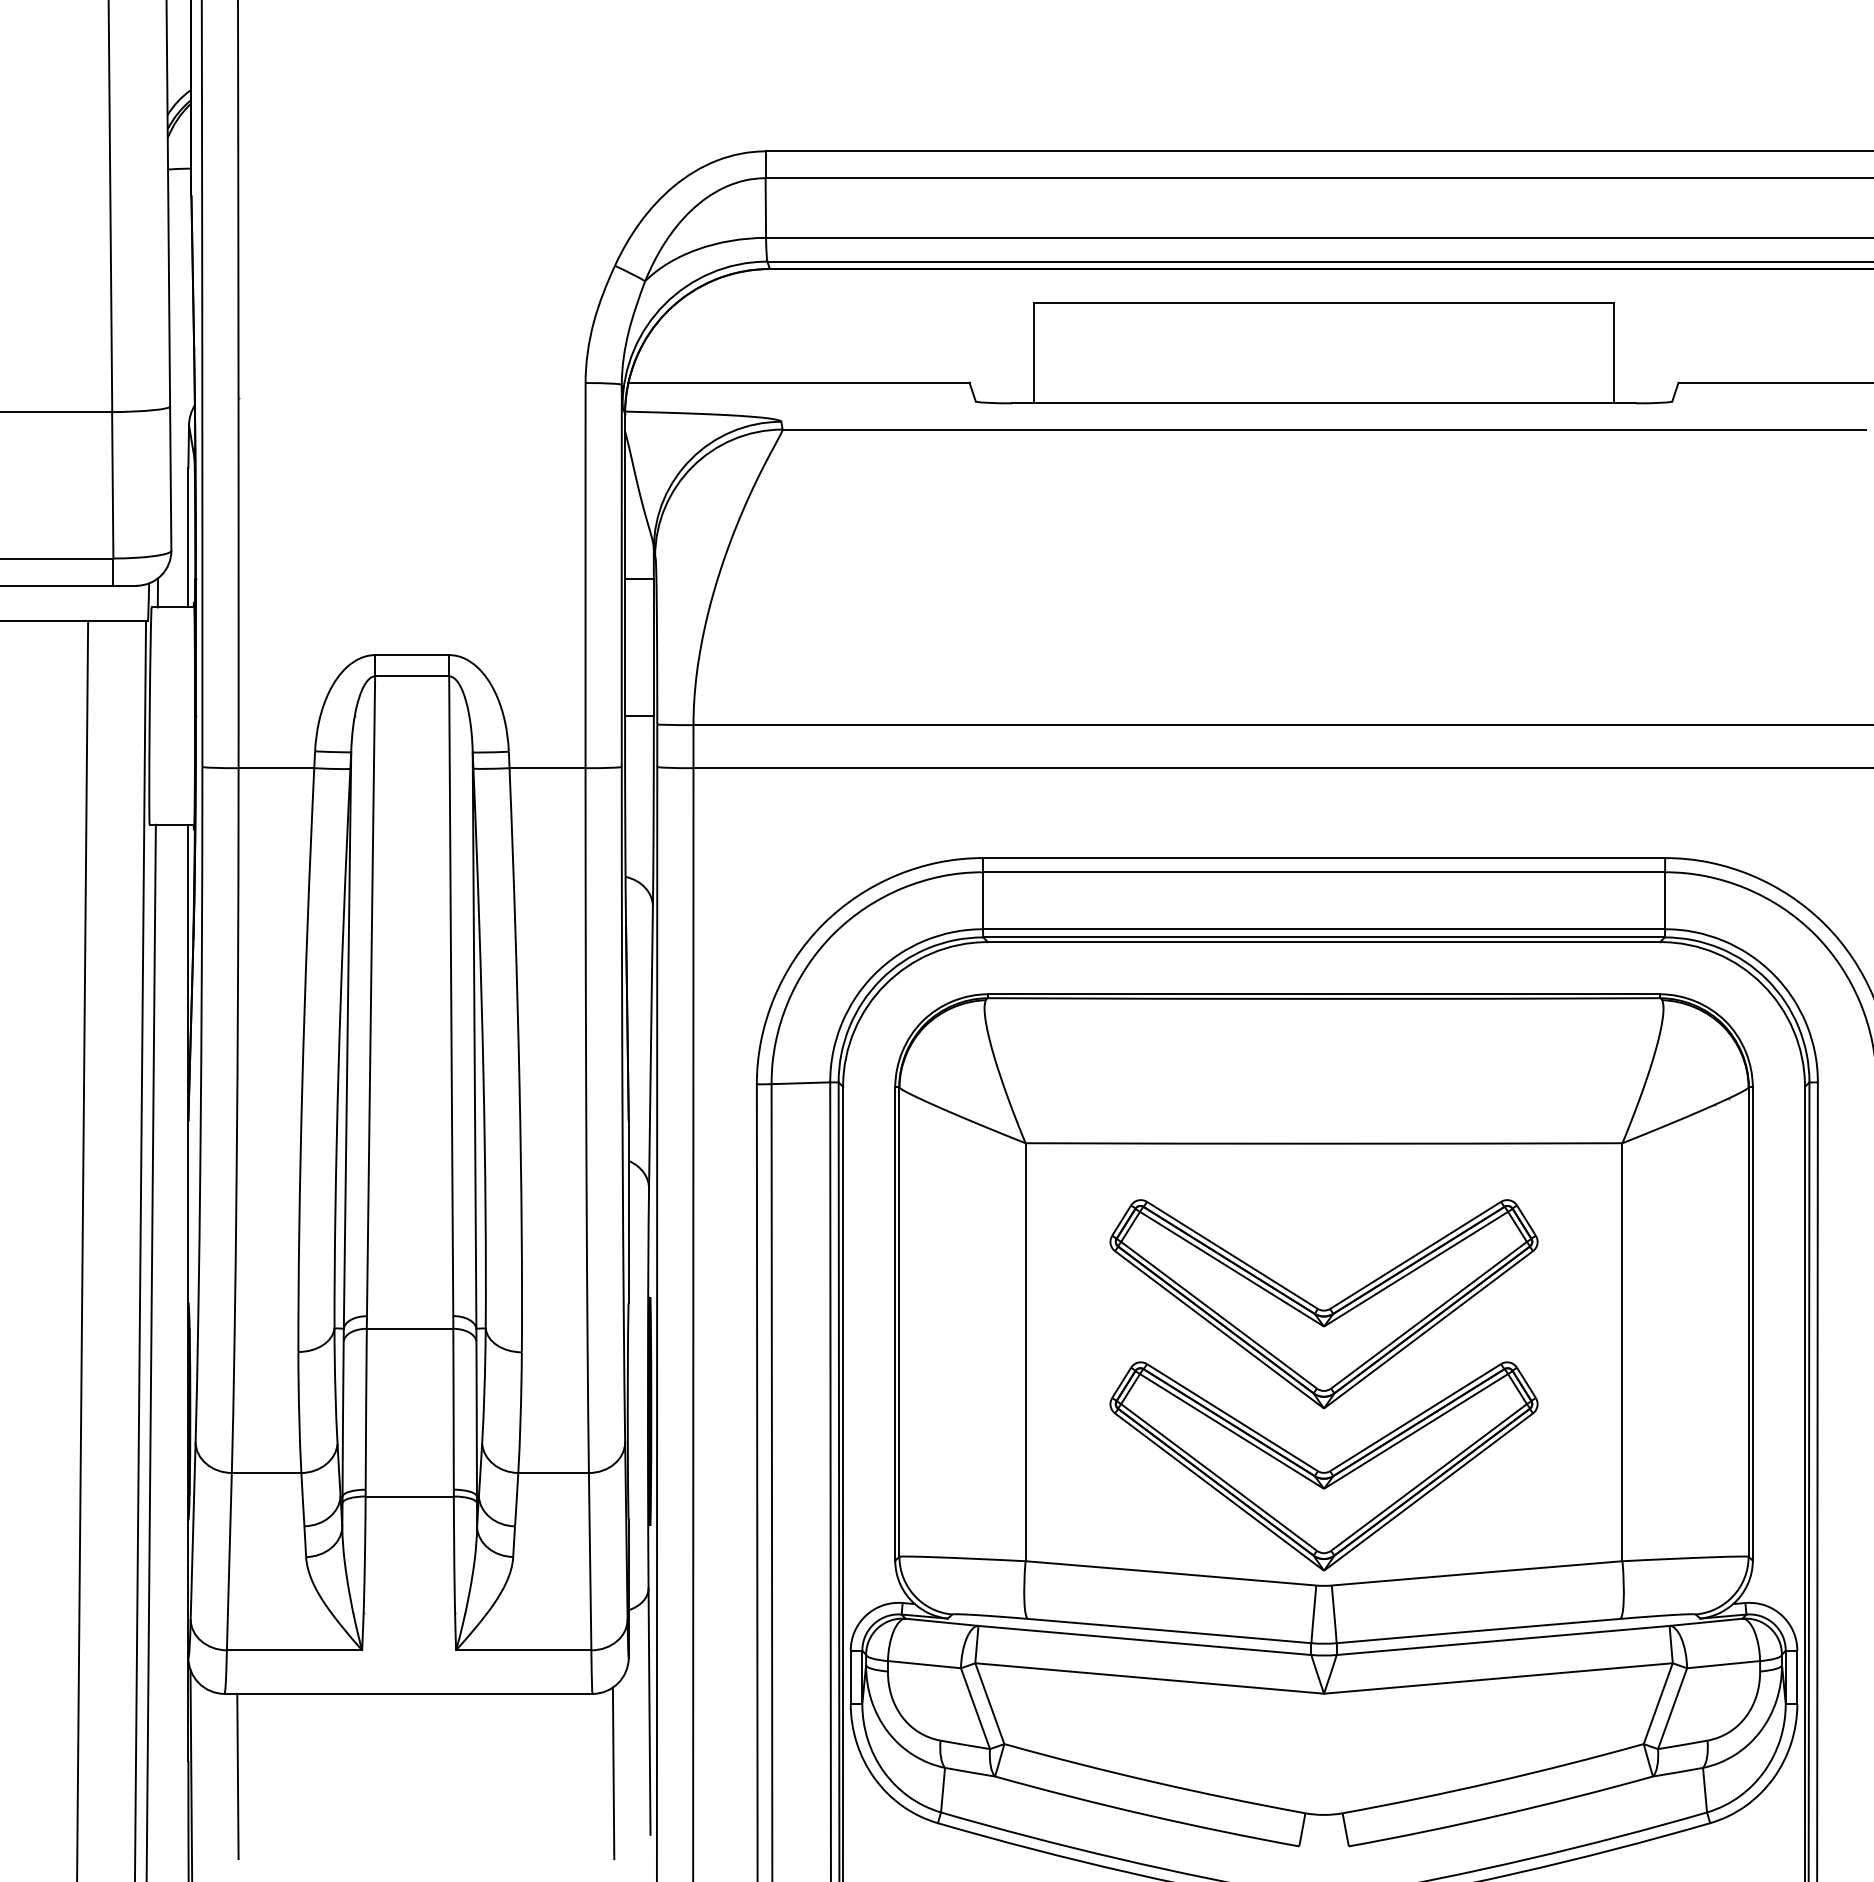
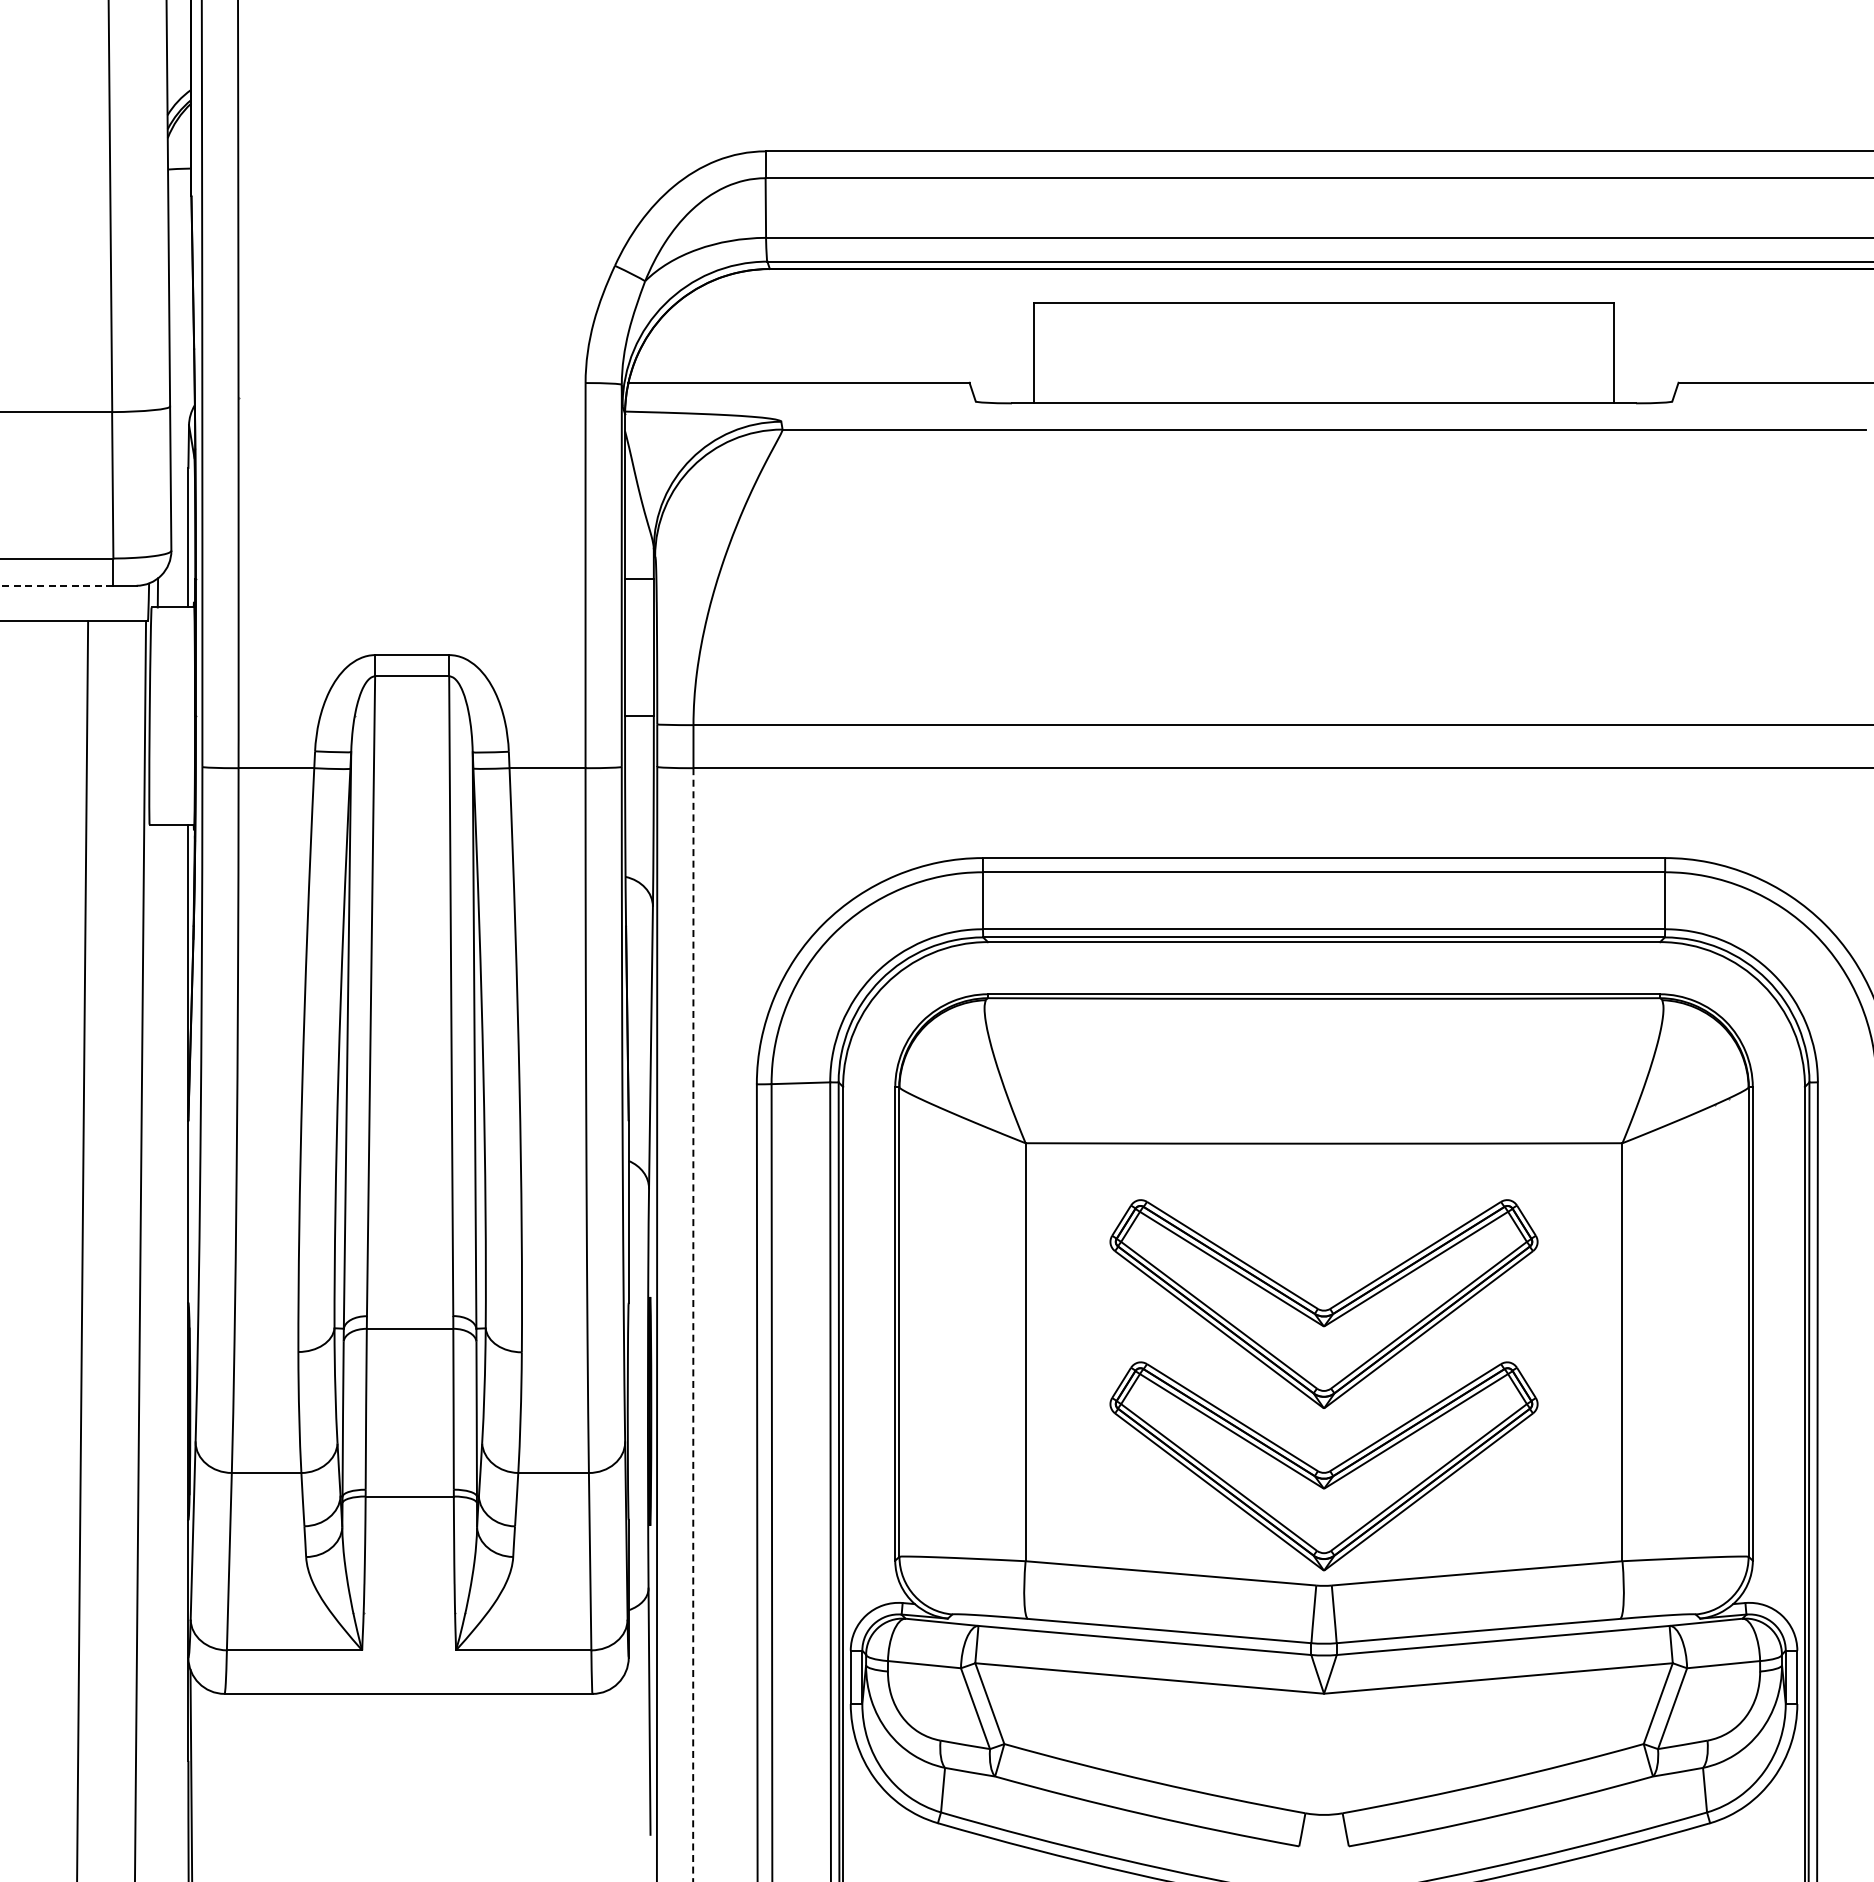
line: solid -> dashed (56, 585)
line: solid -> dashed (693, 1324)
line: present -> none (150, 1351)
line: present -> none (613, 1773)
line: present -> none (237, 1776)
